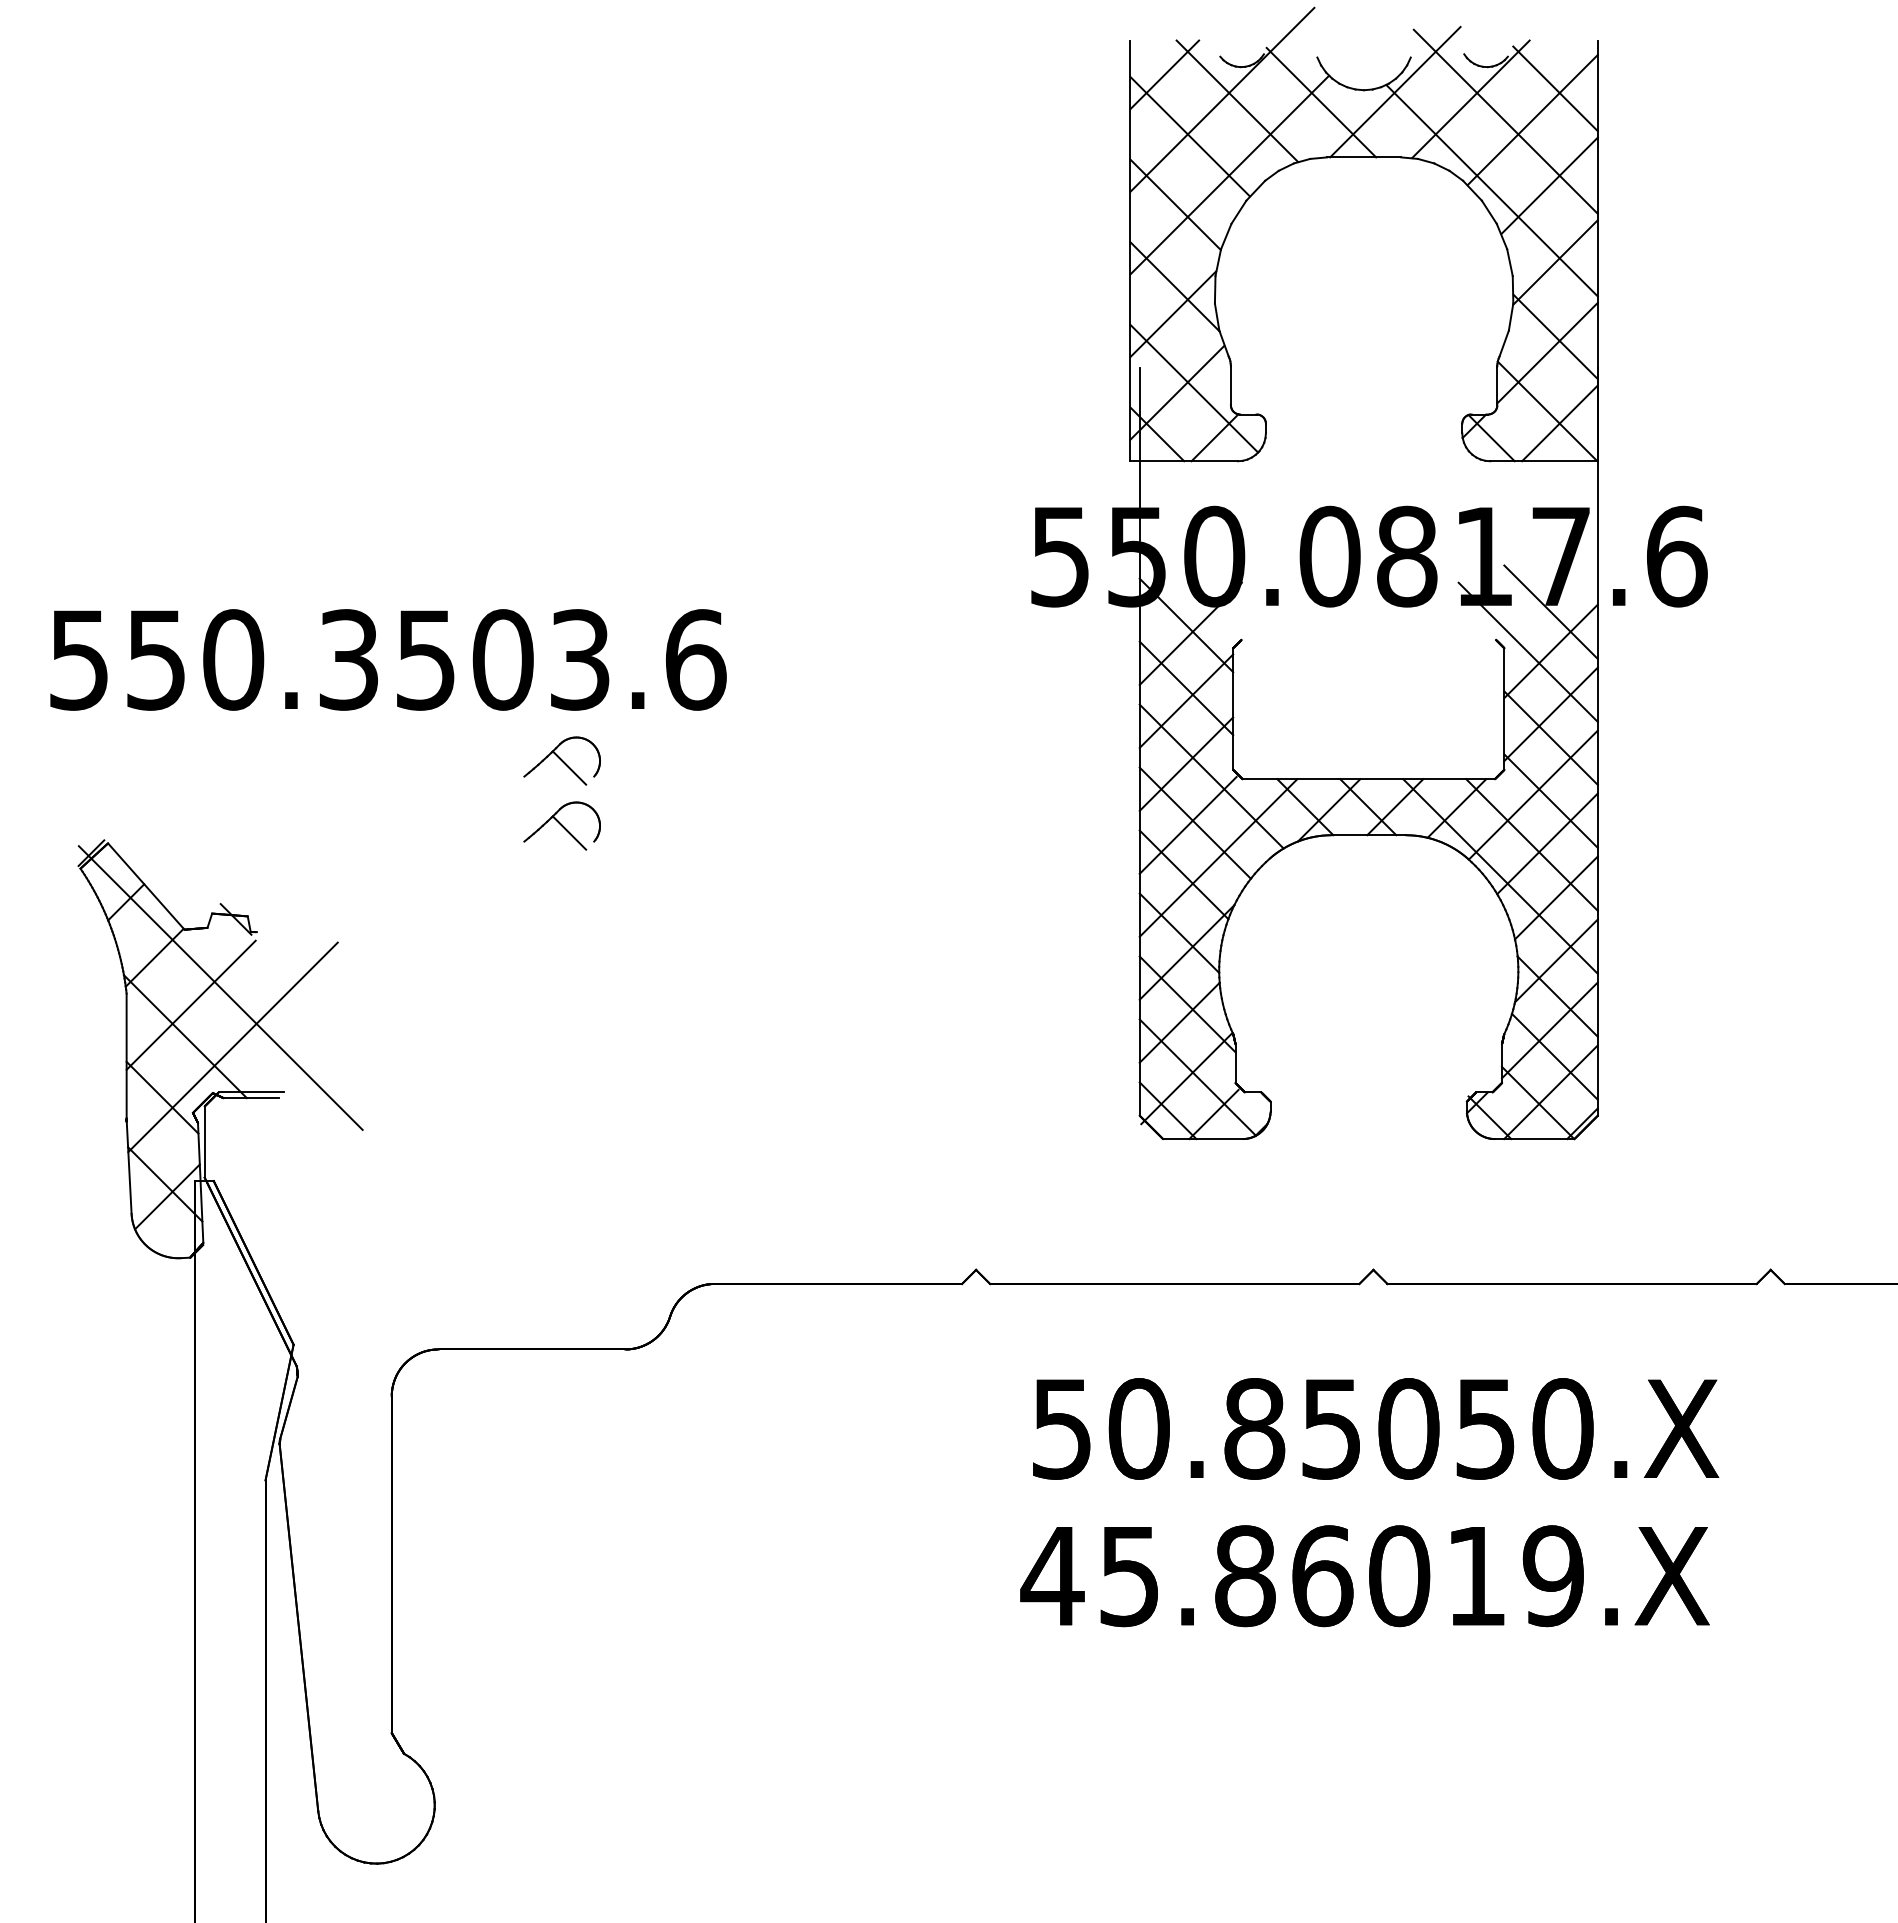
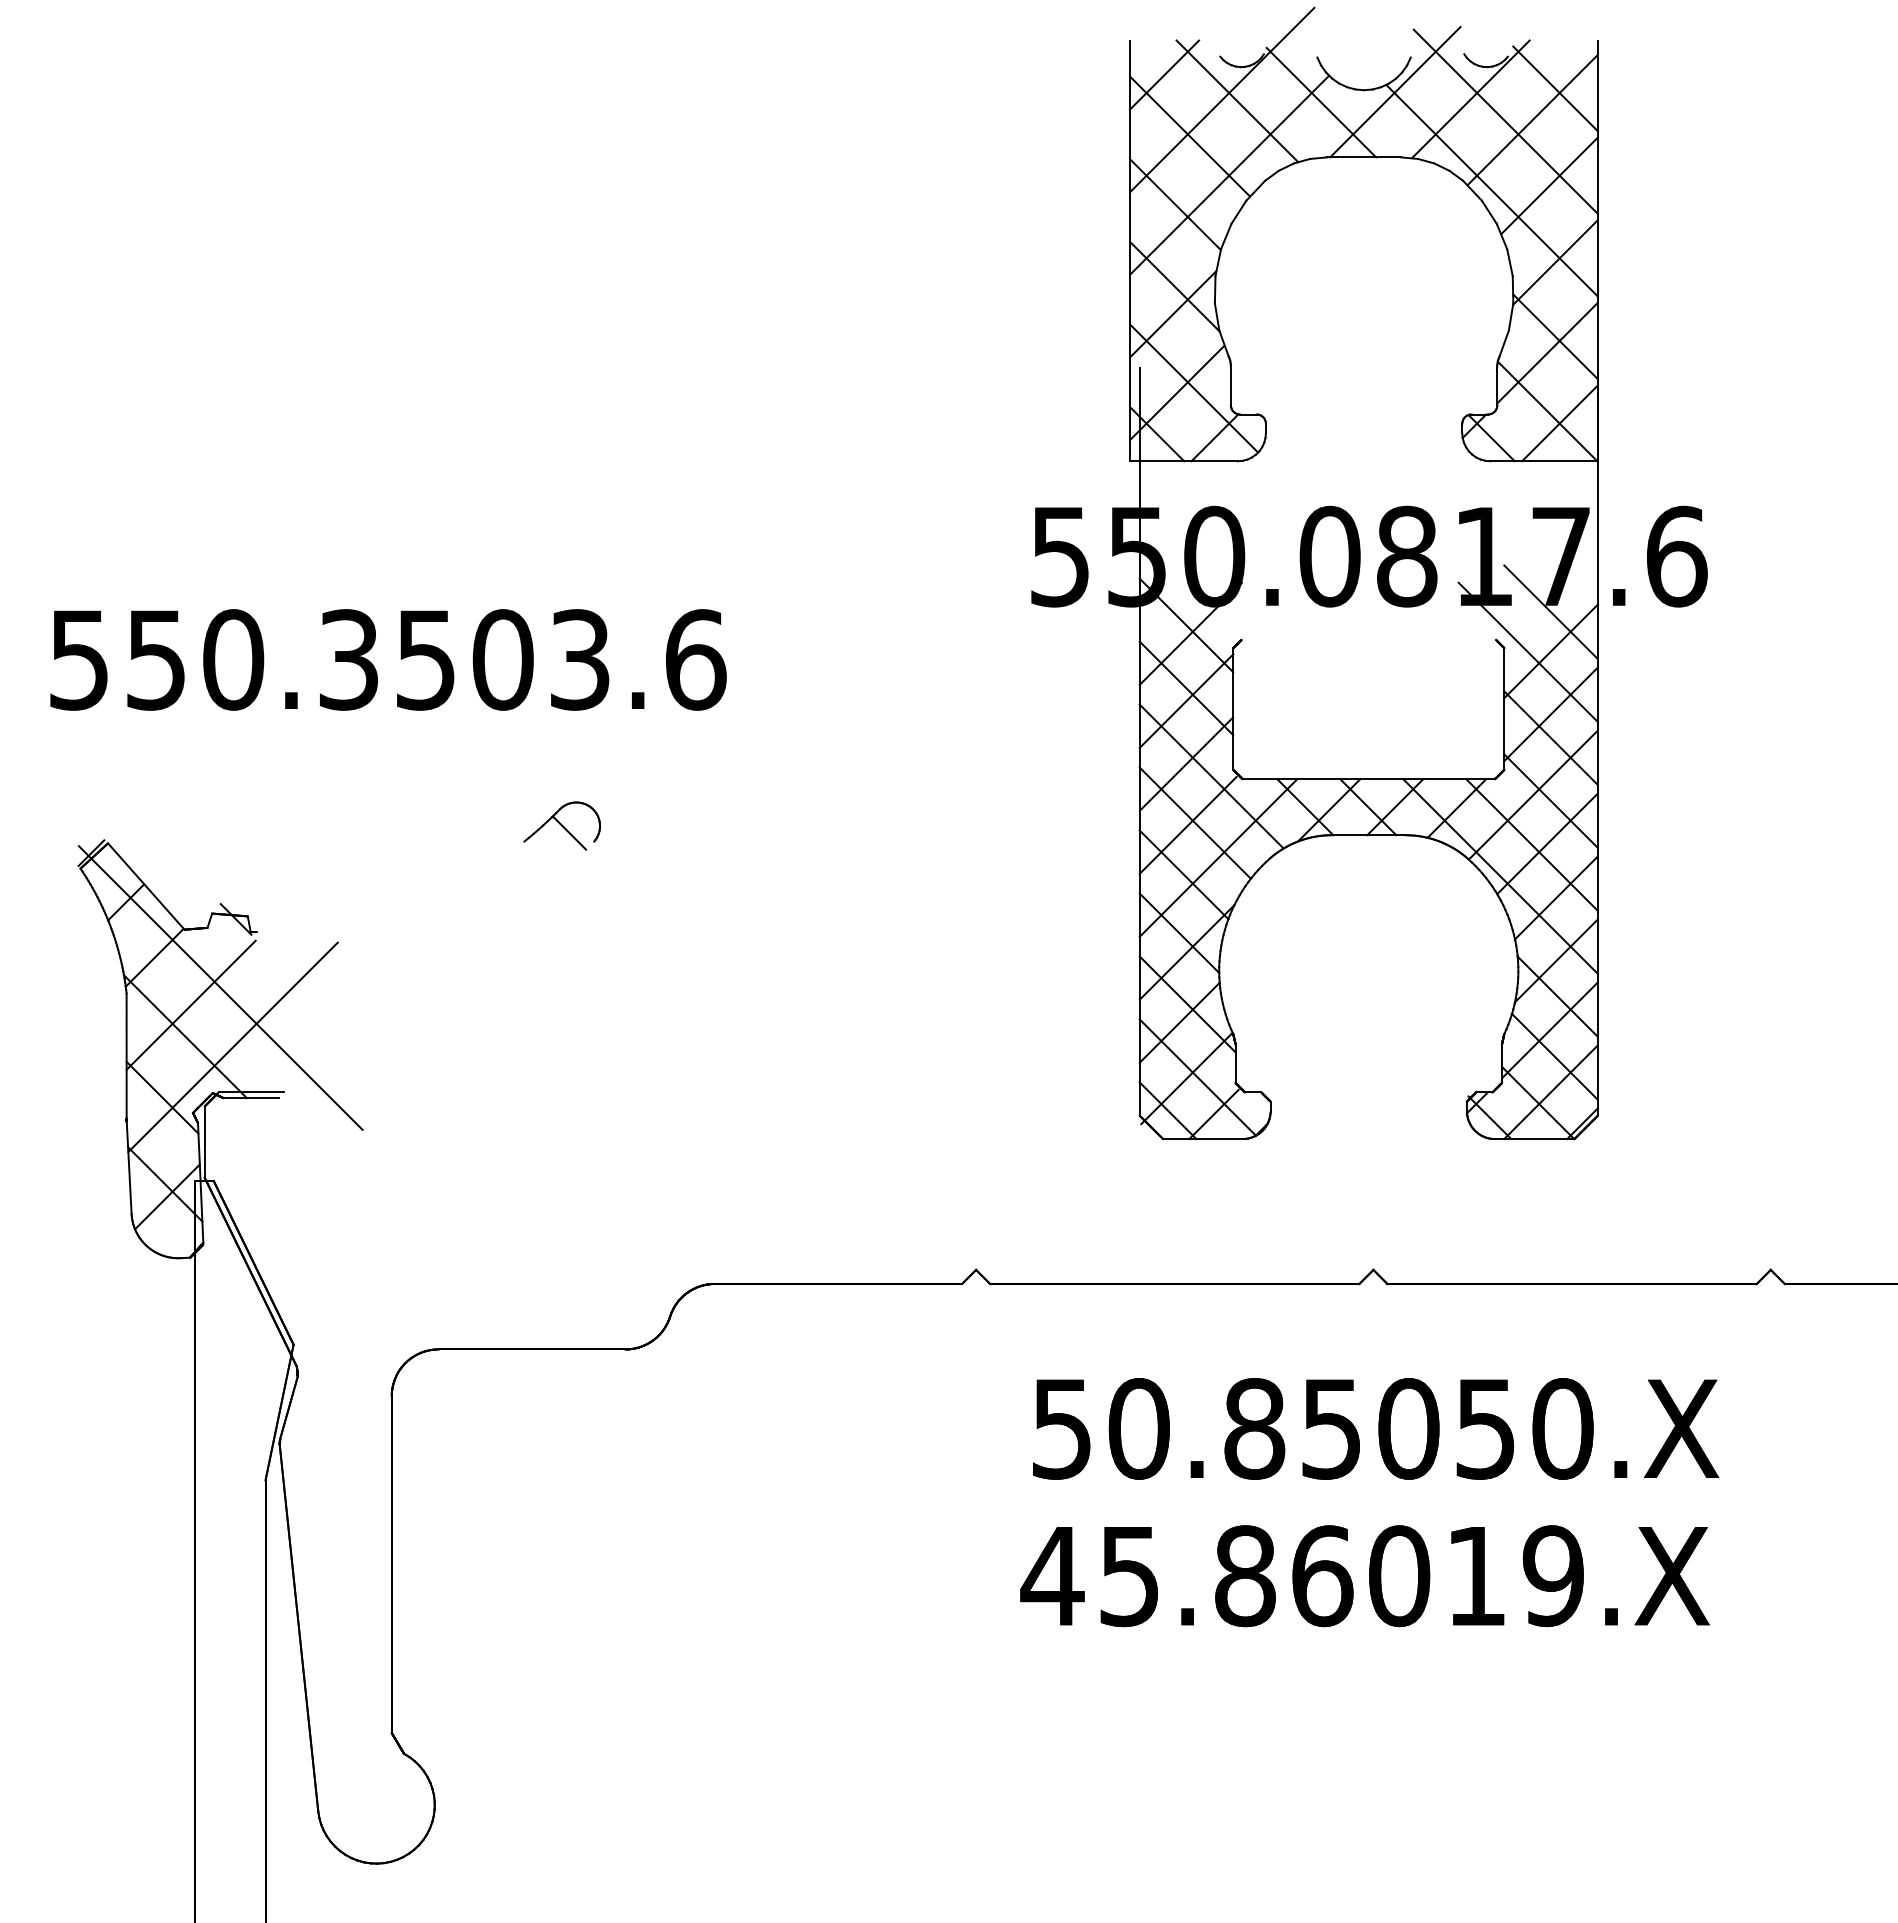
part: present -> none (561, 760)
